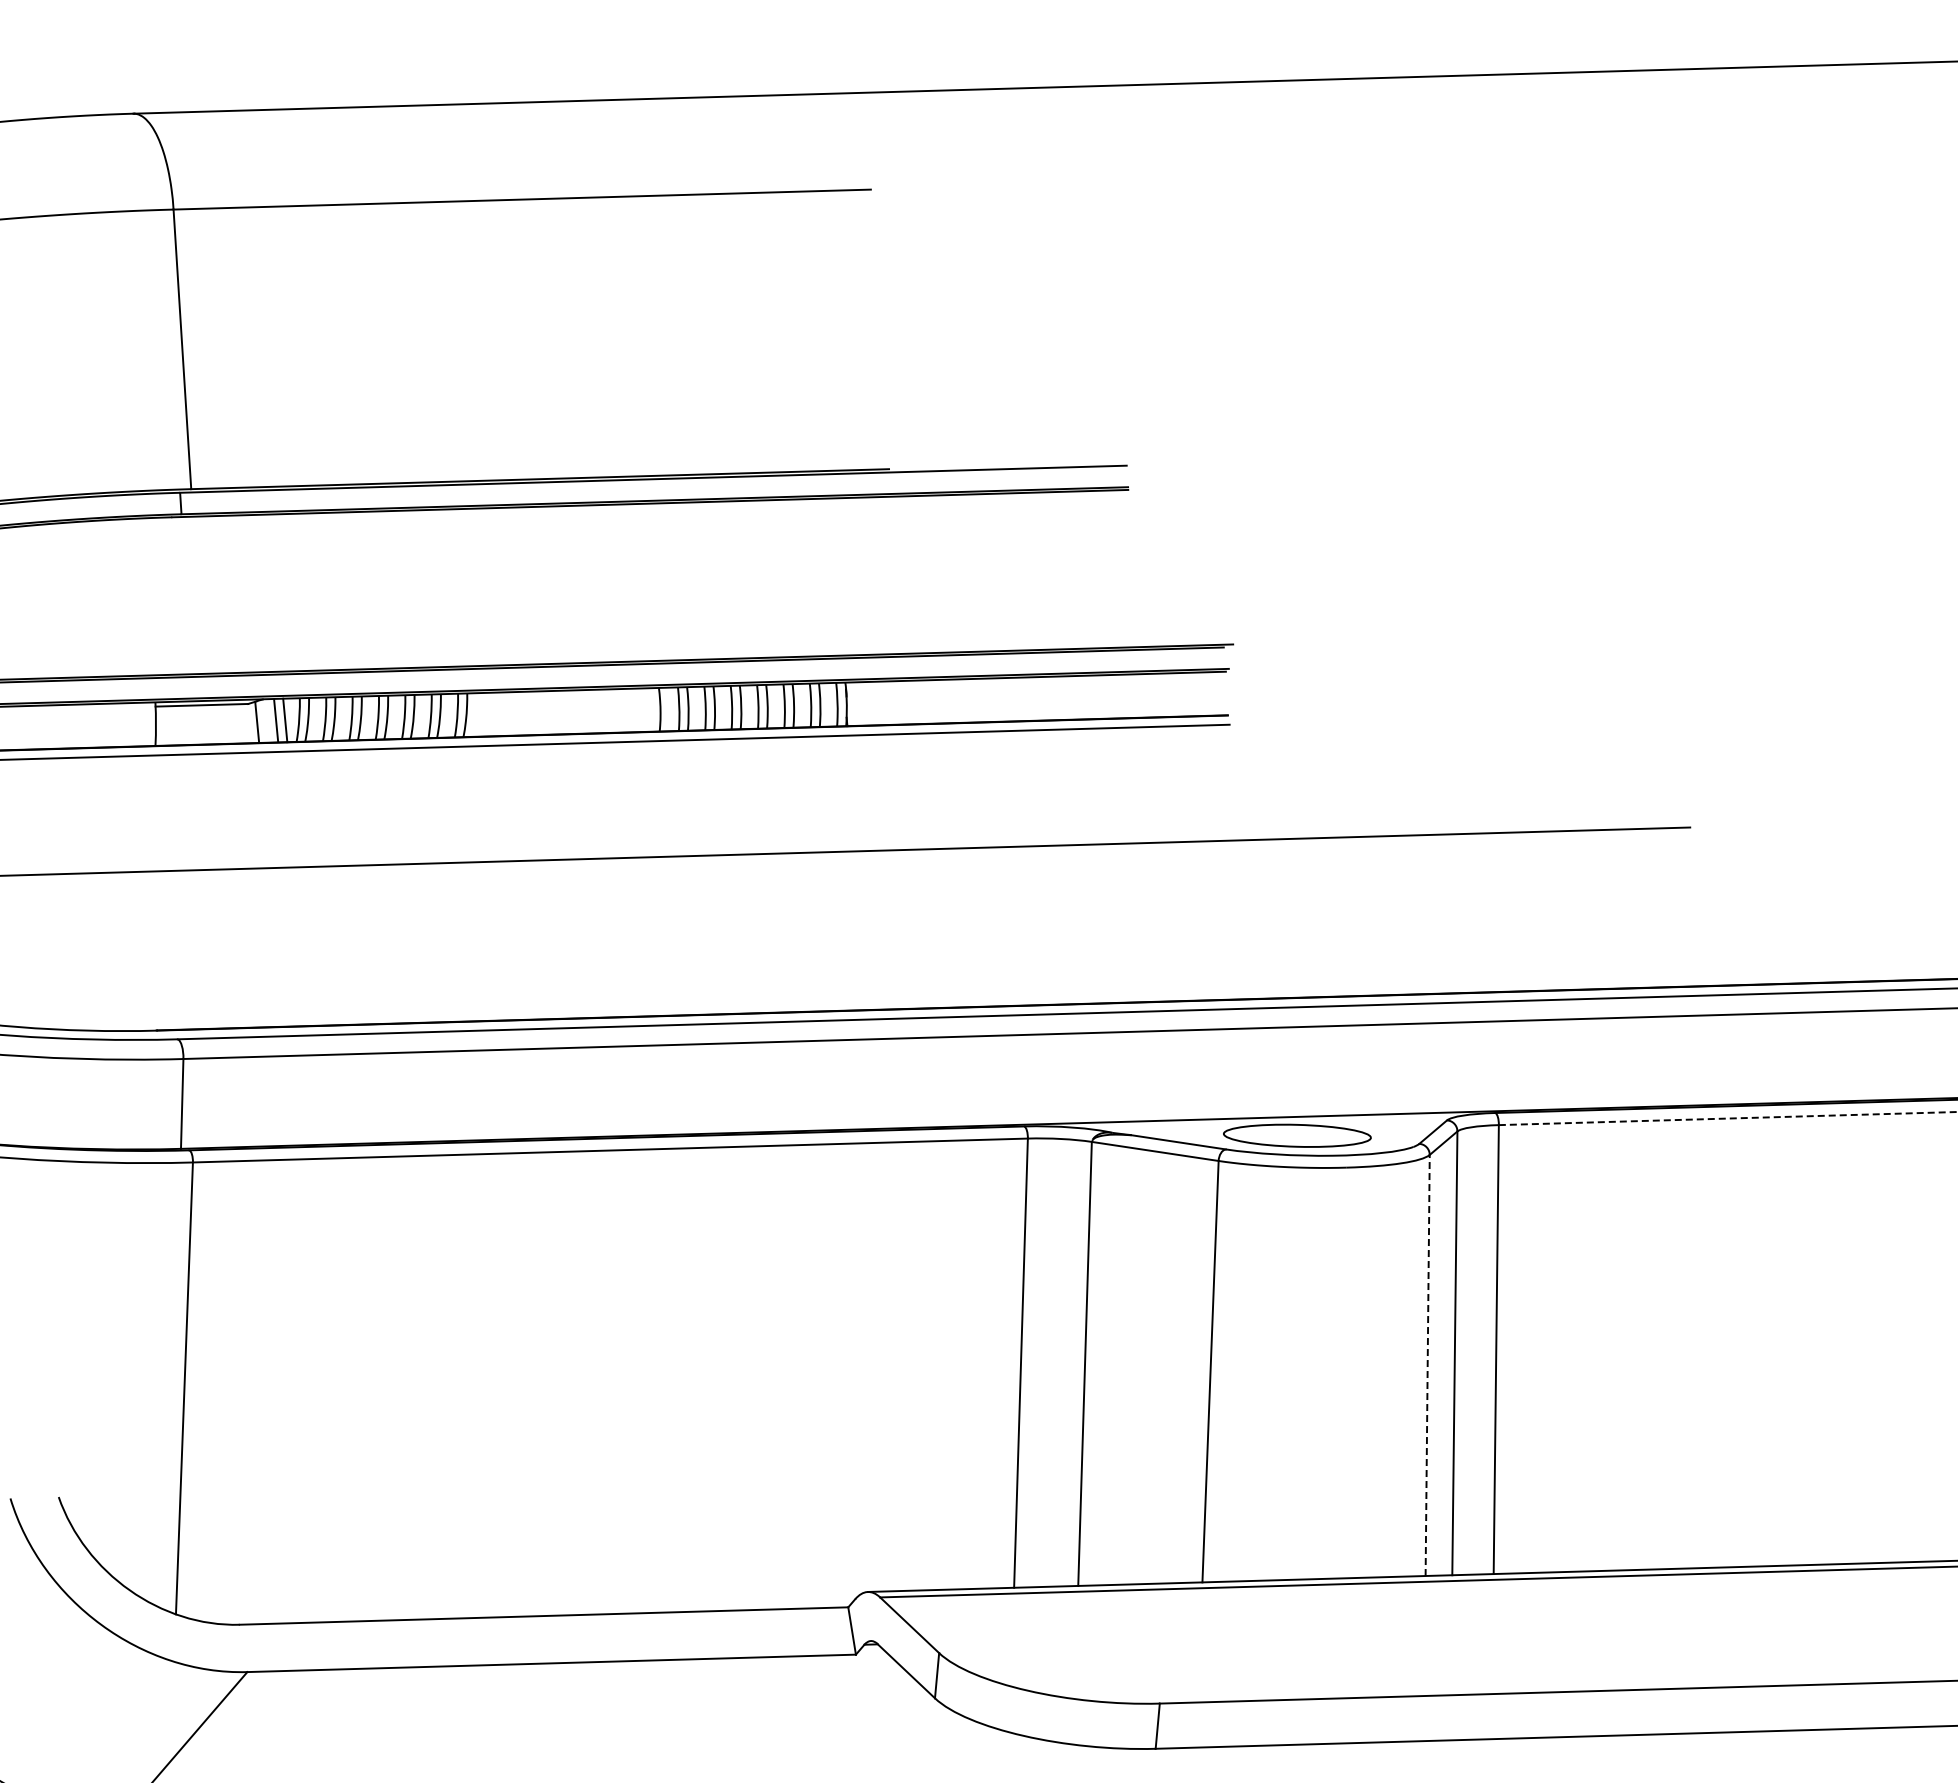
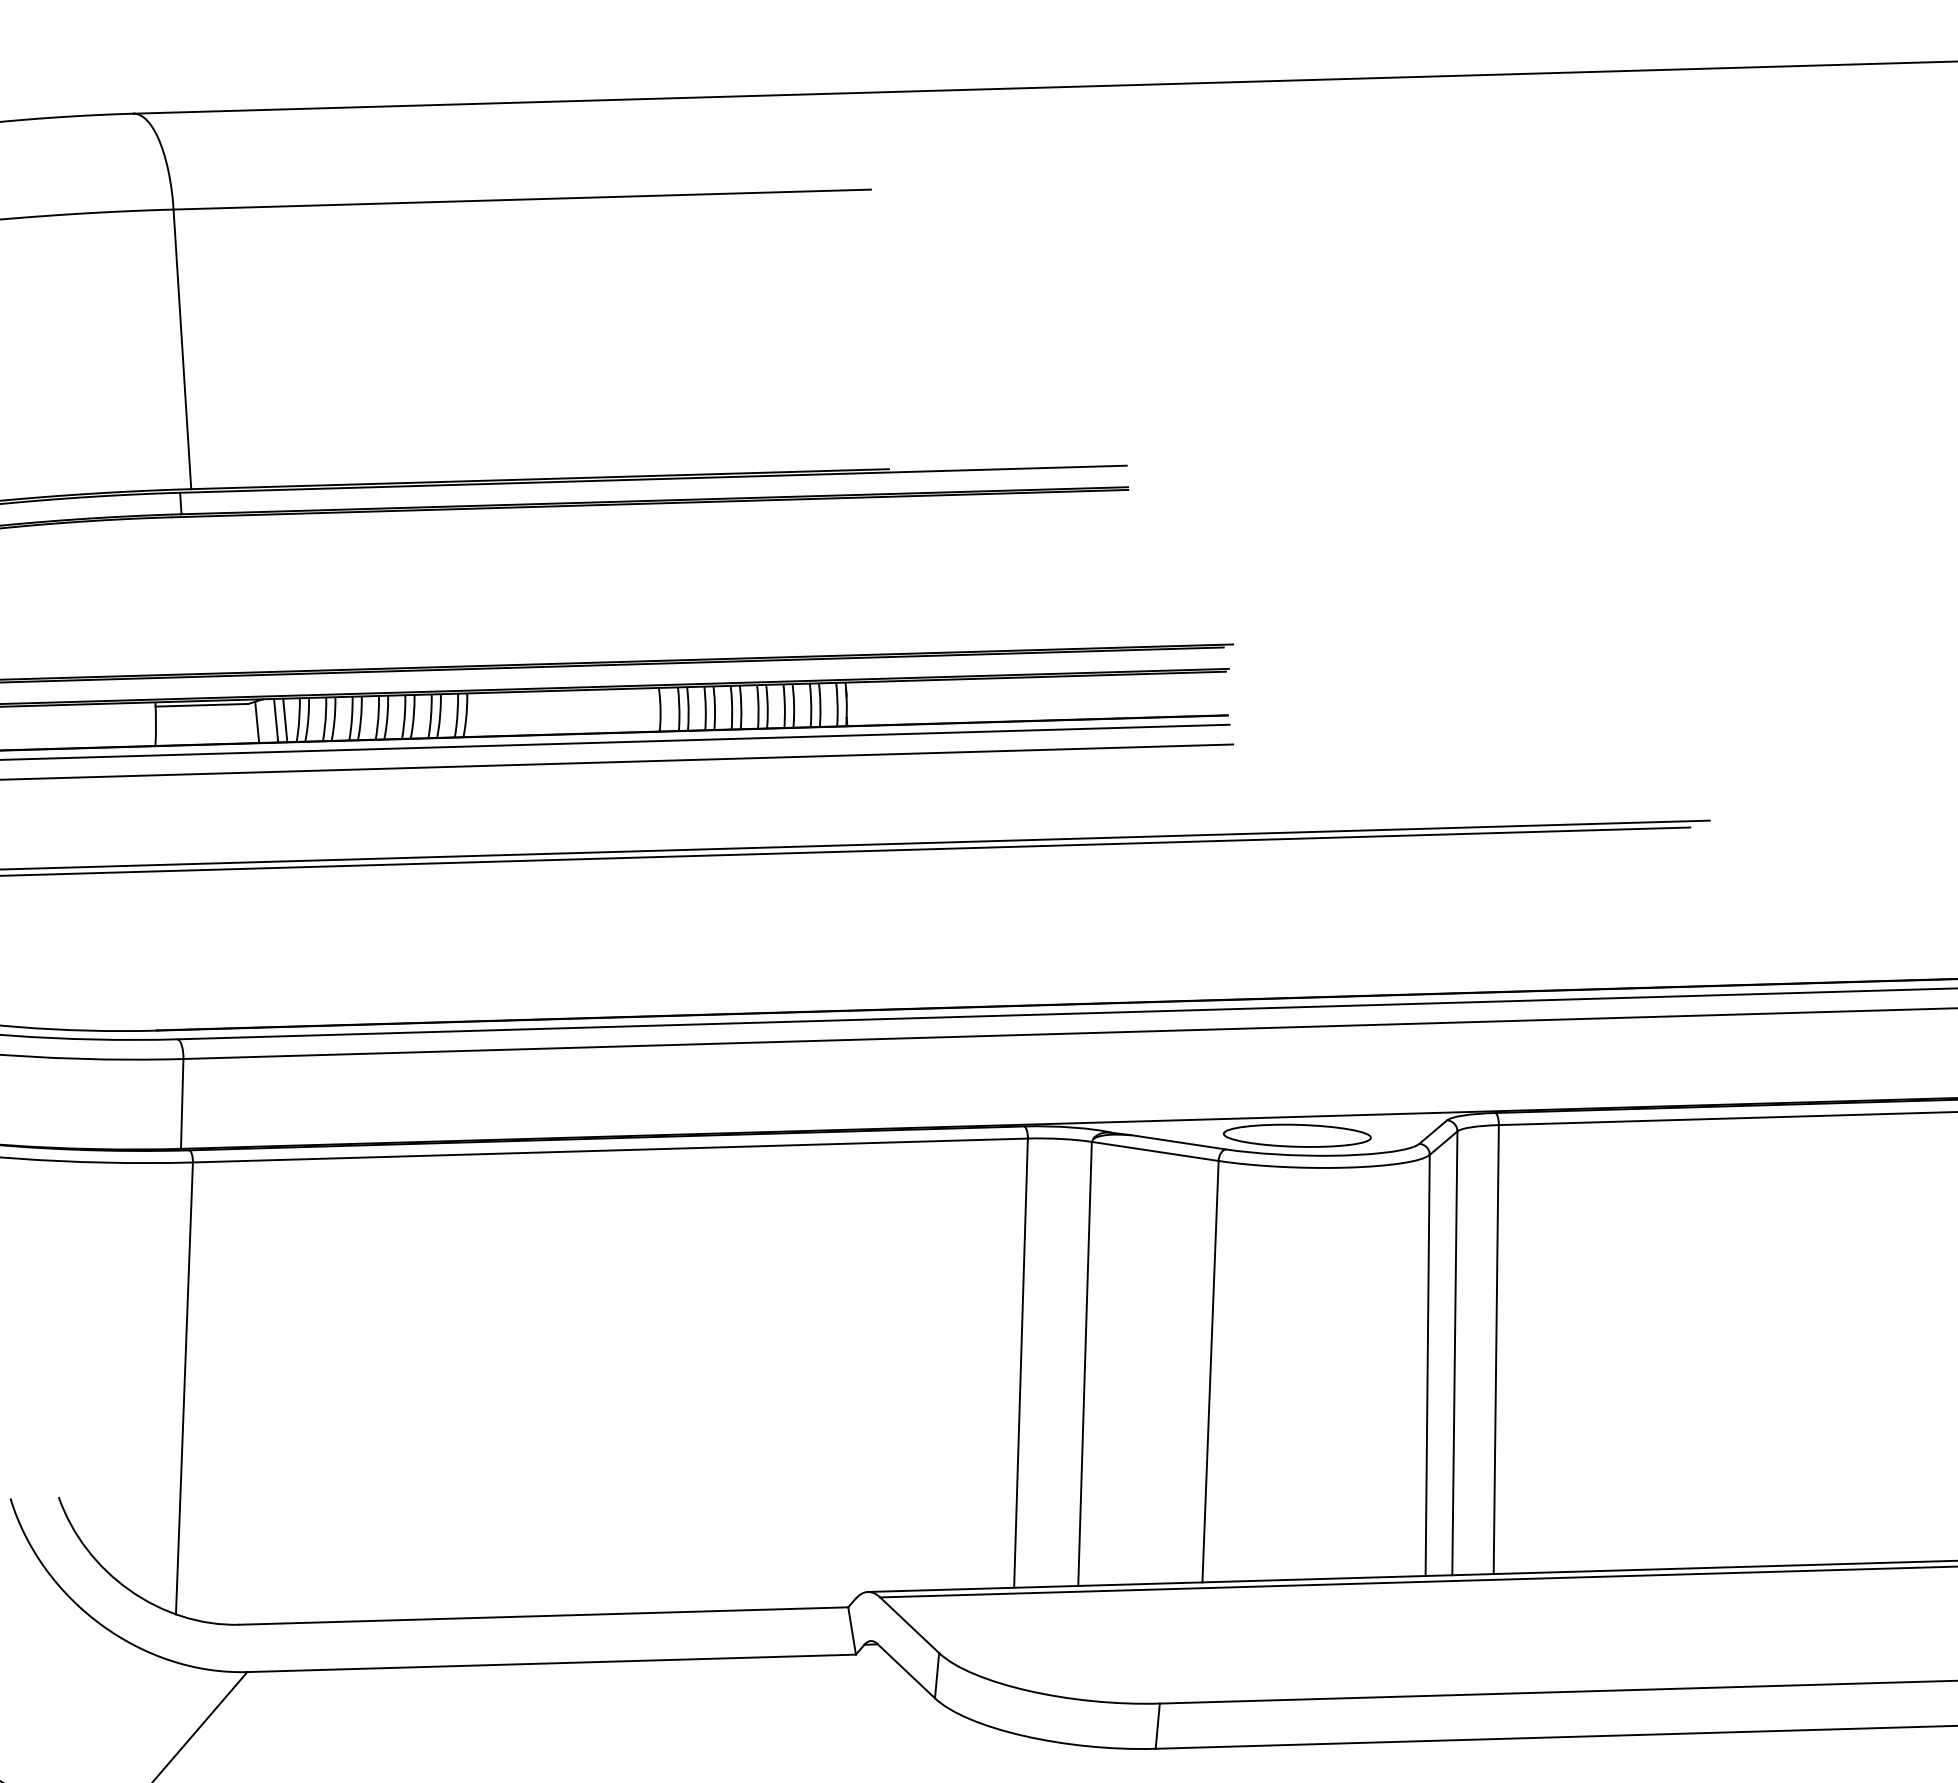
line: none -> present (617, 761)
line: none -> present (855, 844)
line: dashed -> solid (1728, 1118)
line: dashed -> solid (1427, 1365)
